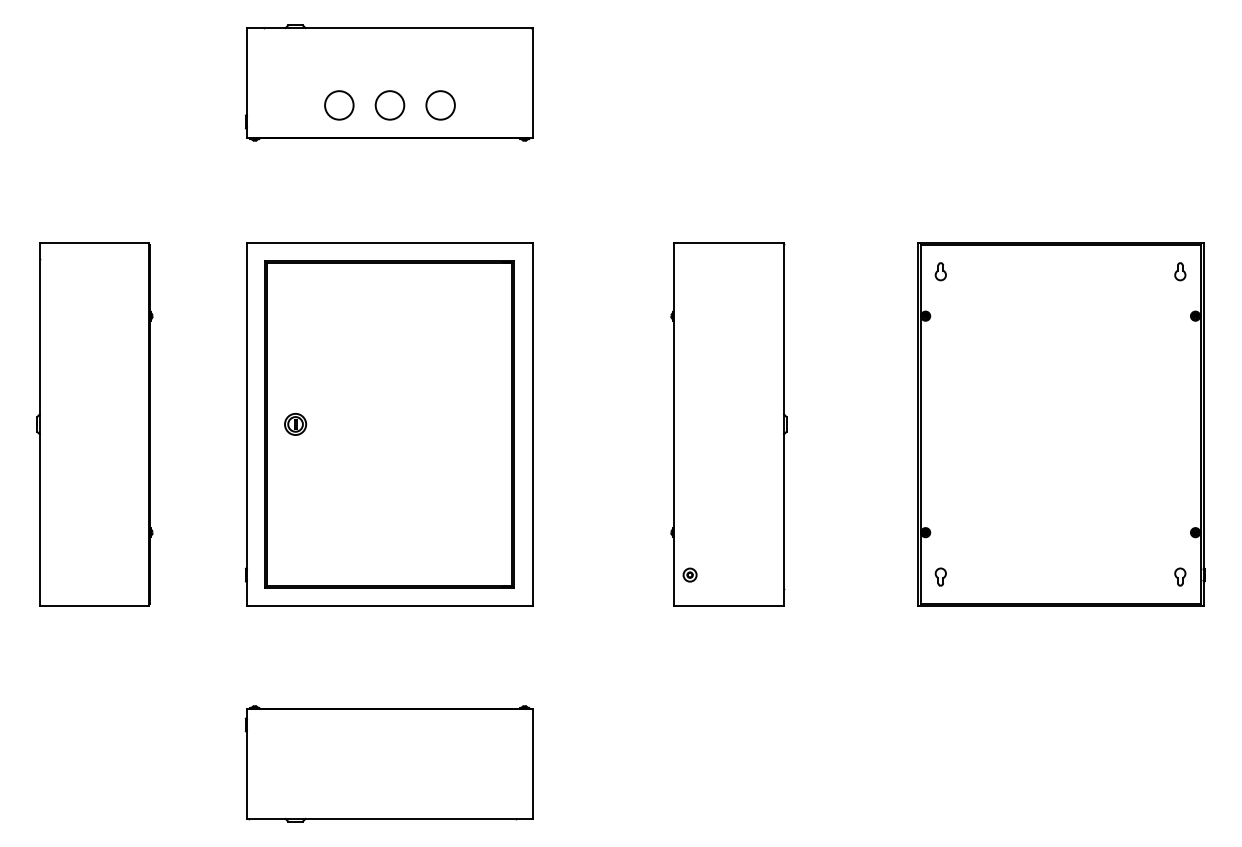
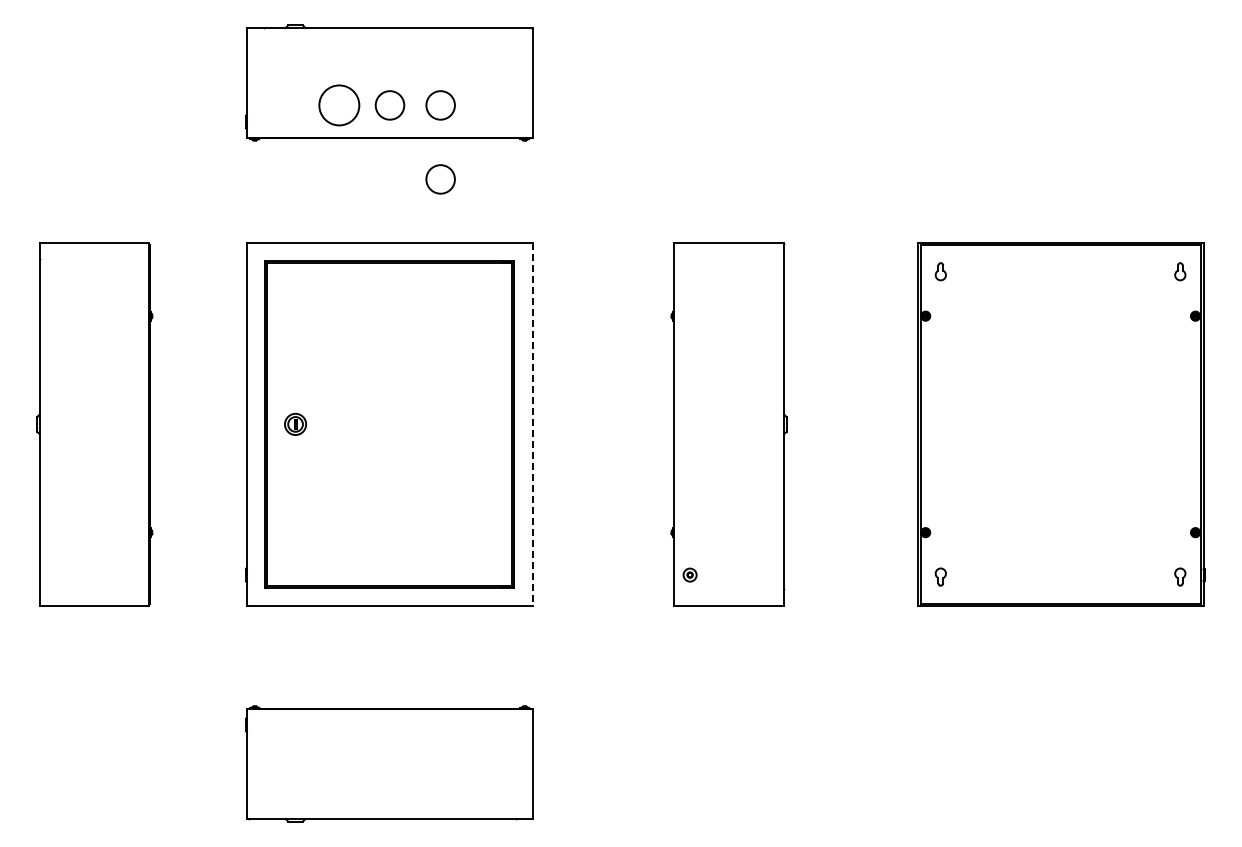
circle diameter: 29 px -> 40 px (339, 105)
circle: none -> present (440, 179)
line: solid -> dashed (532, 425)
